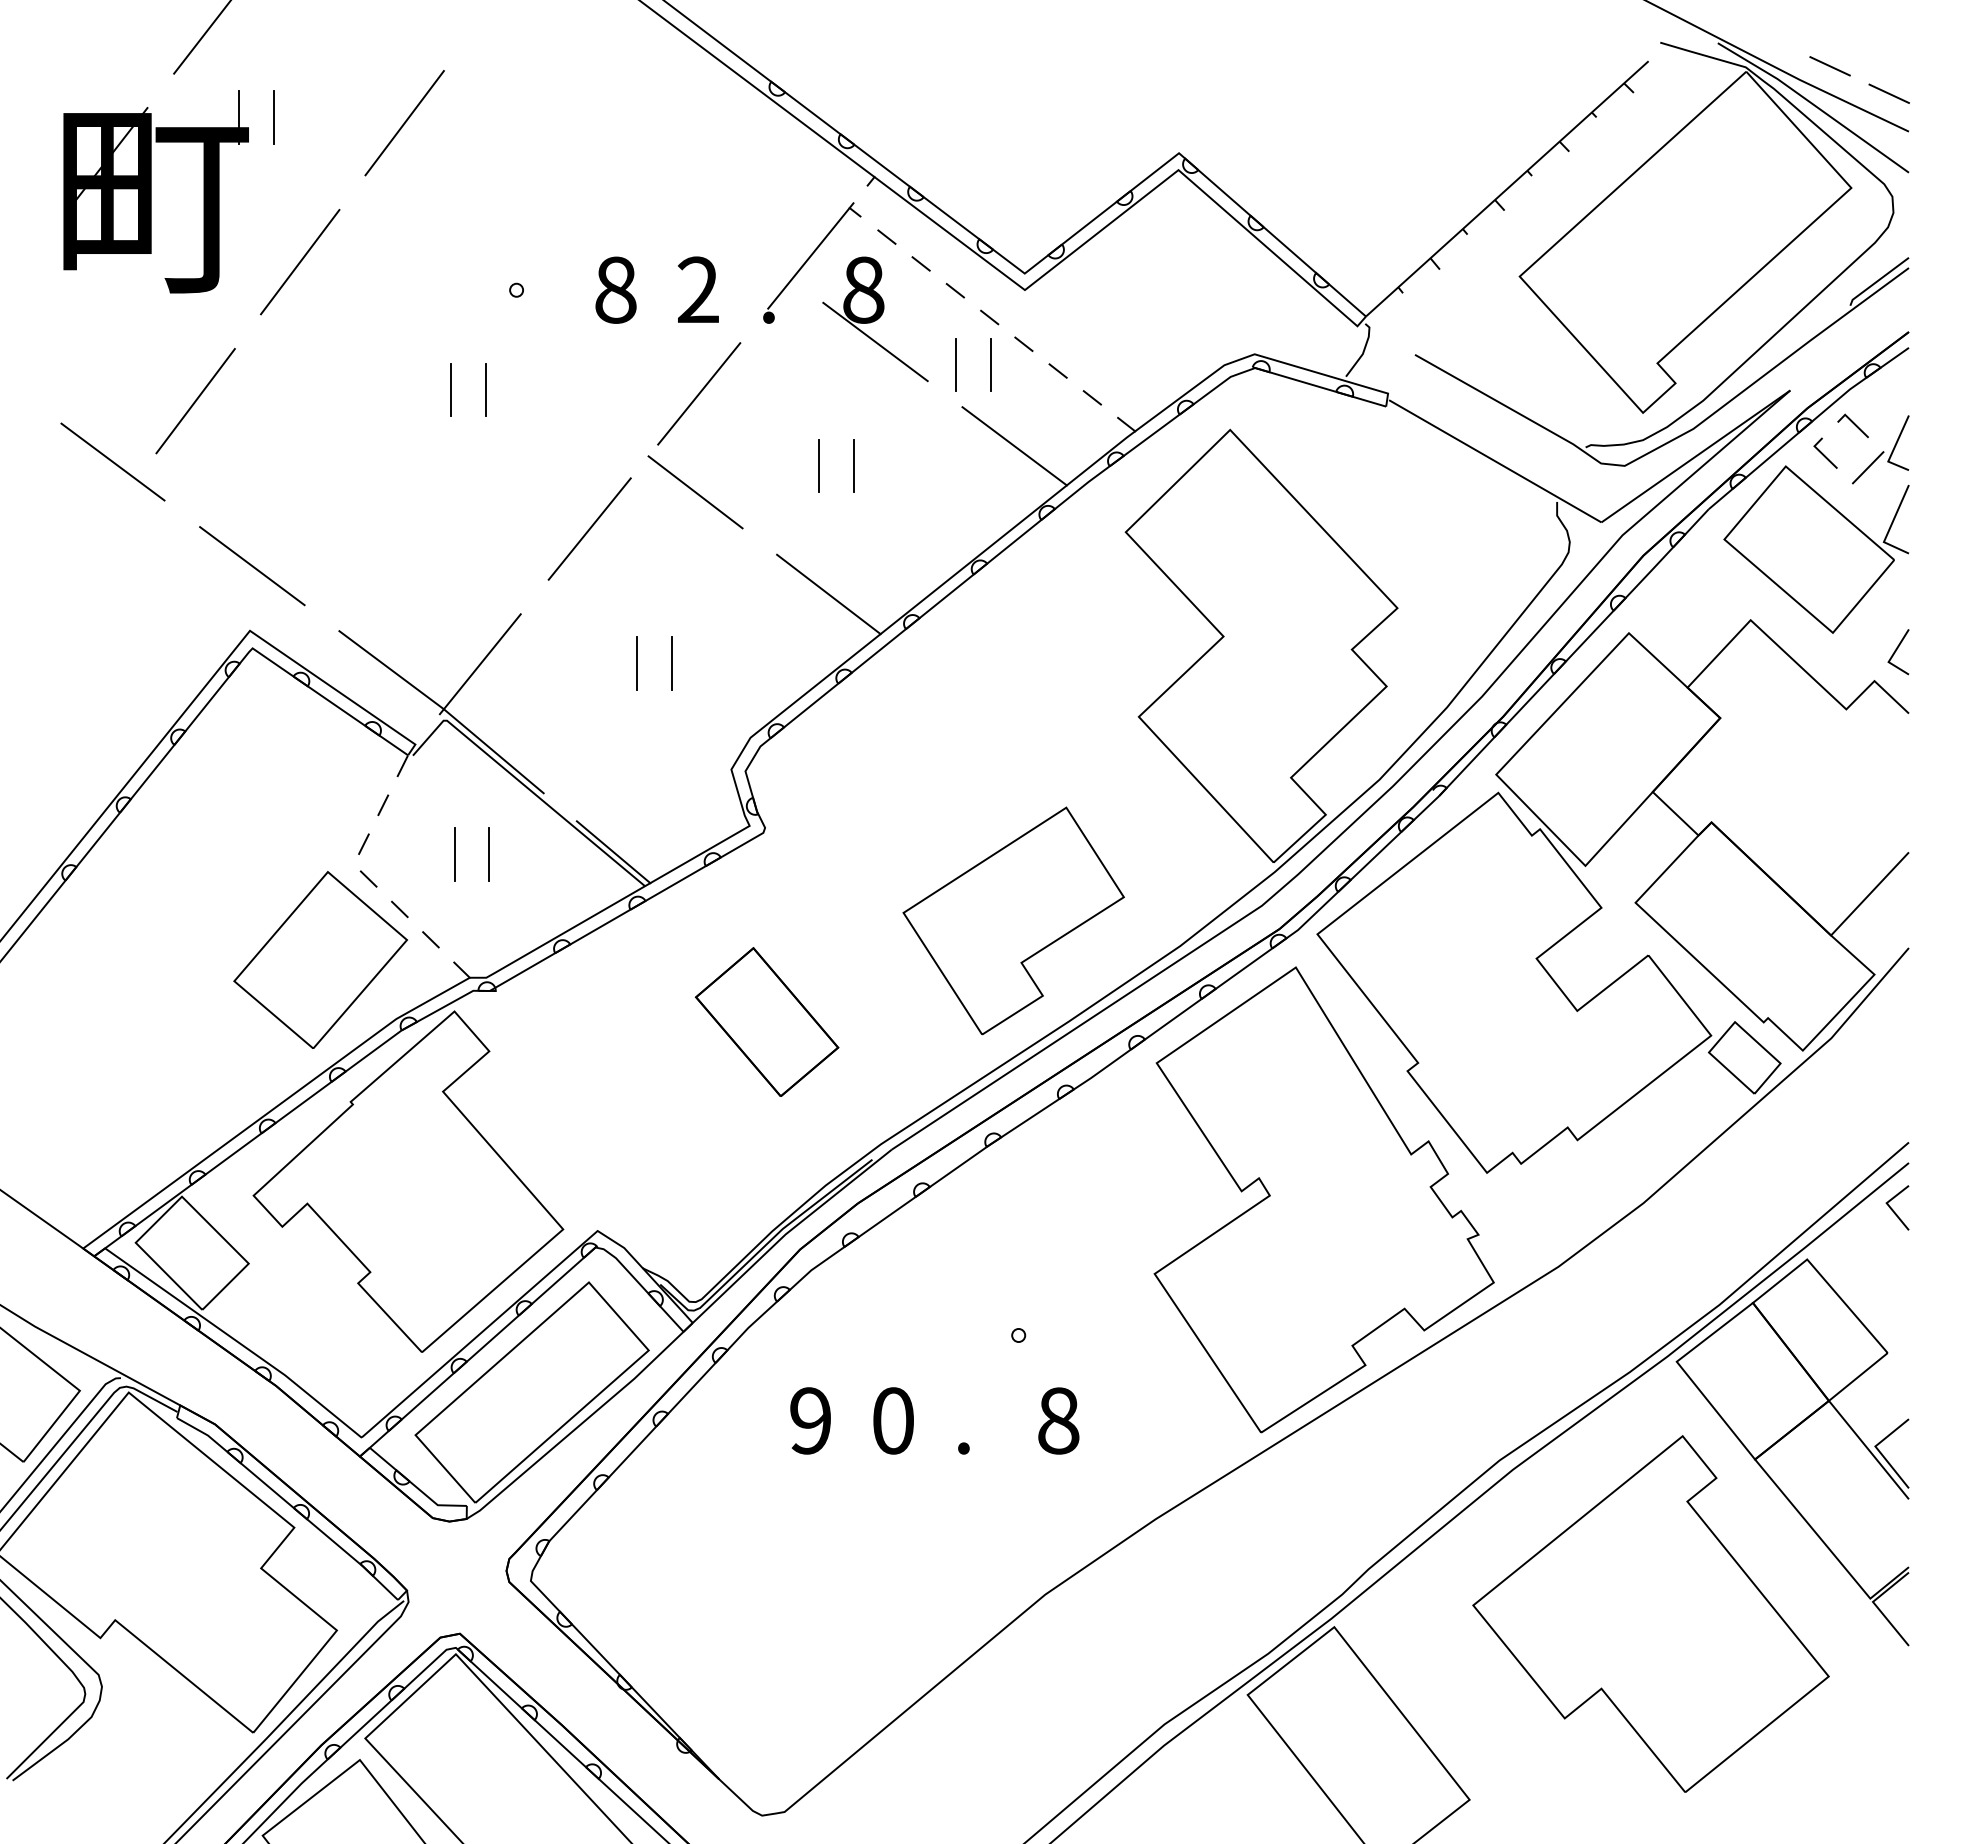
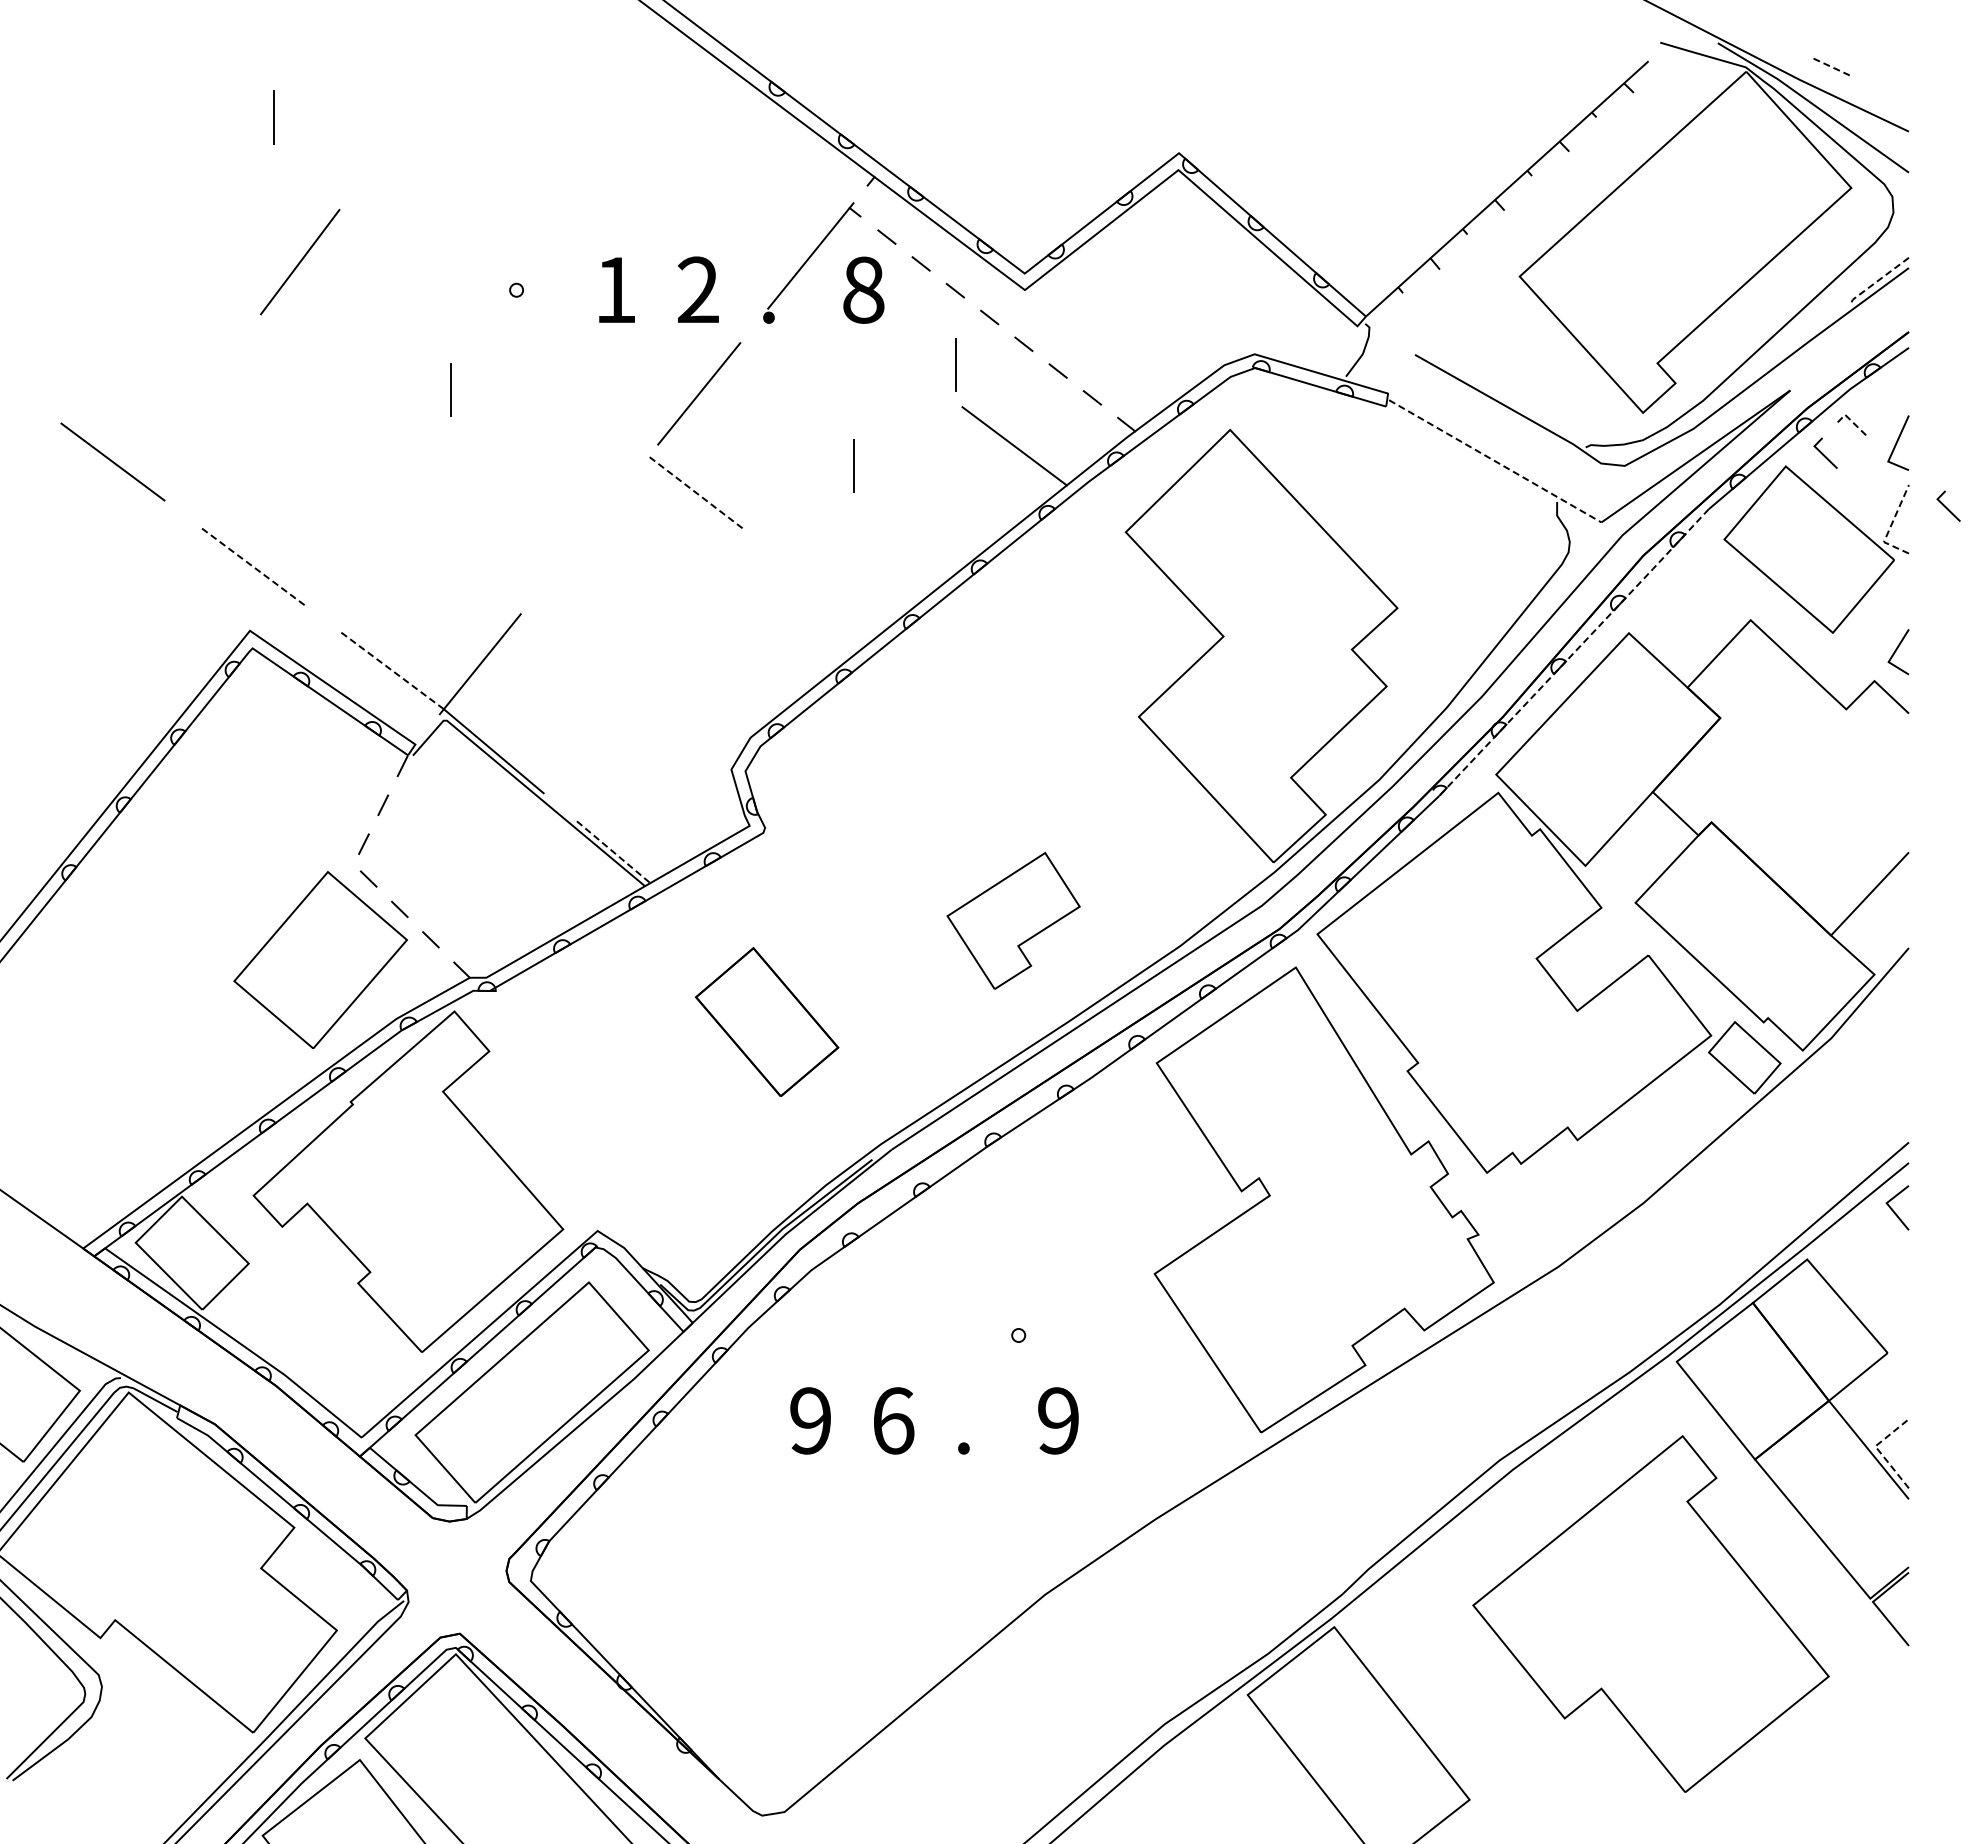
line: present -> none (201, 37)
line: solid -> dashed (1830, 66)
line: present -> none (1888, 93)
line: present -> none (404, 123)
part: present -> none (155, 191)
line: solid -> dashed (1877, 281)
text: 8 -> 1 (615, 289)
line: present -> none (875, 341)
line: present -> none (991, 364)
line: present -> none (485, 389)
line: present -> none (195, 401)
line: solid -> dashed (1852, 422)
line: solid -> dashed (1495, 461)
line: present -> none (818, 466)
line: present -> none (1867, 467)
line: solid -> dashed (695, 492)
line: none -> present (1946, 506)
line: solid -> dashed (1890, 526)
line: present -> none (589, 528)
line: solid -> dashed (251, 565)
line: present -> none (828, 594)
line: solid -> dashed (1574, 652)
line: present -> none (636, 663)
line: present -> none (671, 663)
line: solid -> dashed (391, 669)
line: solid -> dashed (614, 852)
line: present -> none (454, 854)
line: present -> none (489, 854)
part size: 223x230 px -> 135x138 px (1013, 920)
text: 0 -> 6 (893, 1420)
text: 8 -> 9 (1058, 1420)
line: solid -> dashed (1877, 1449)
